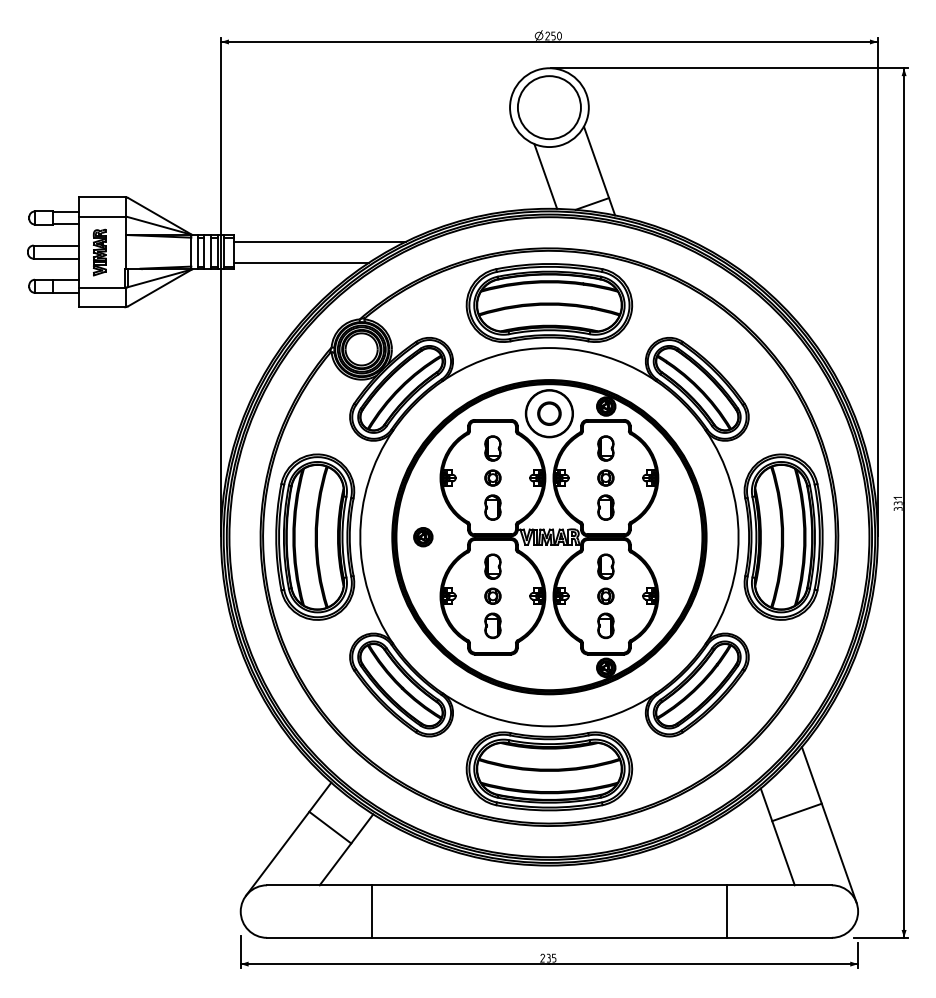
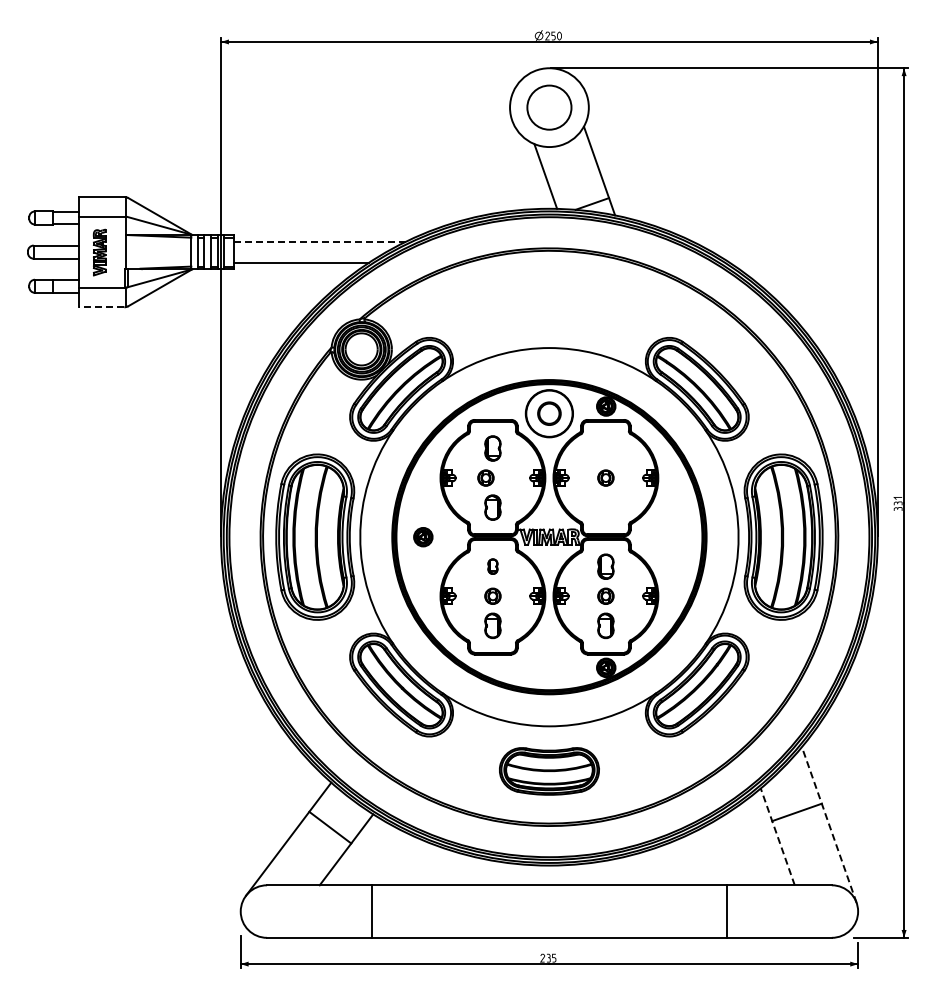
circle diameter: 63 px -> 44 px (549, 107)
line: solid -> dashed (320, 241)
part: present -> none (549, 302)
line: solid -> dashed (101, 307)
part: present -> none (605, 448)
part position: (492, 477) -> (485, 477) (485, 477)
part: present -> none (605, 507)
part size: 18x27 px -> 12x17 px (492, 566)
part size: 169x81 px -> 101x49 px (549, 771)
line: solid -> dashed (829, 825)
line: solid -> dashed (777, 836)
